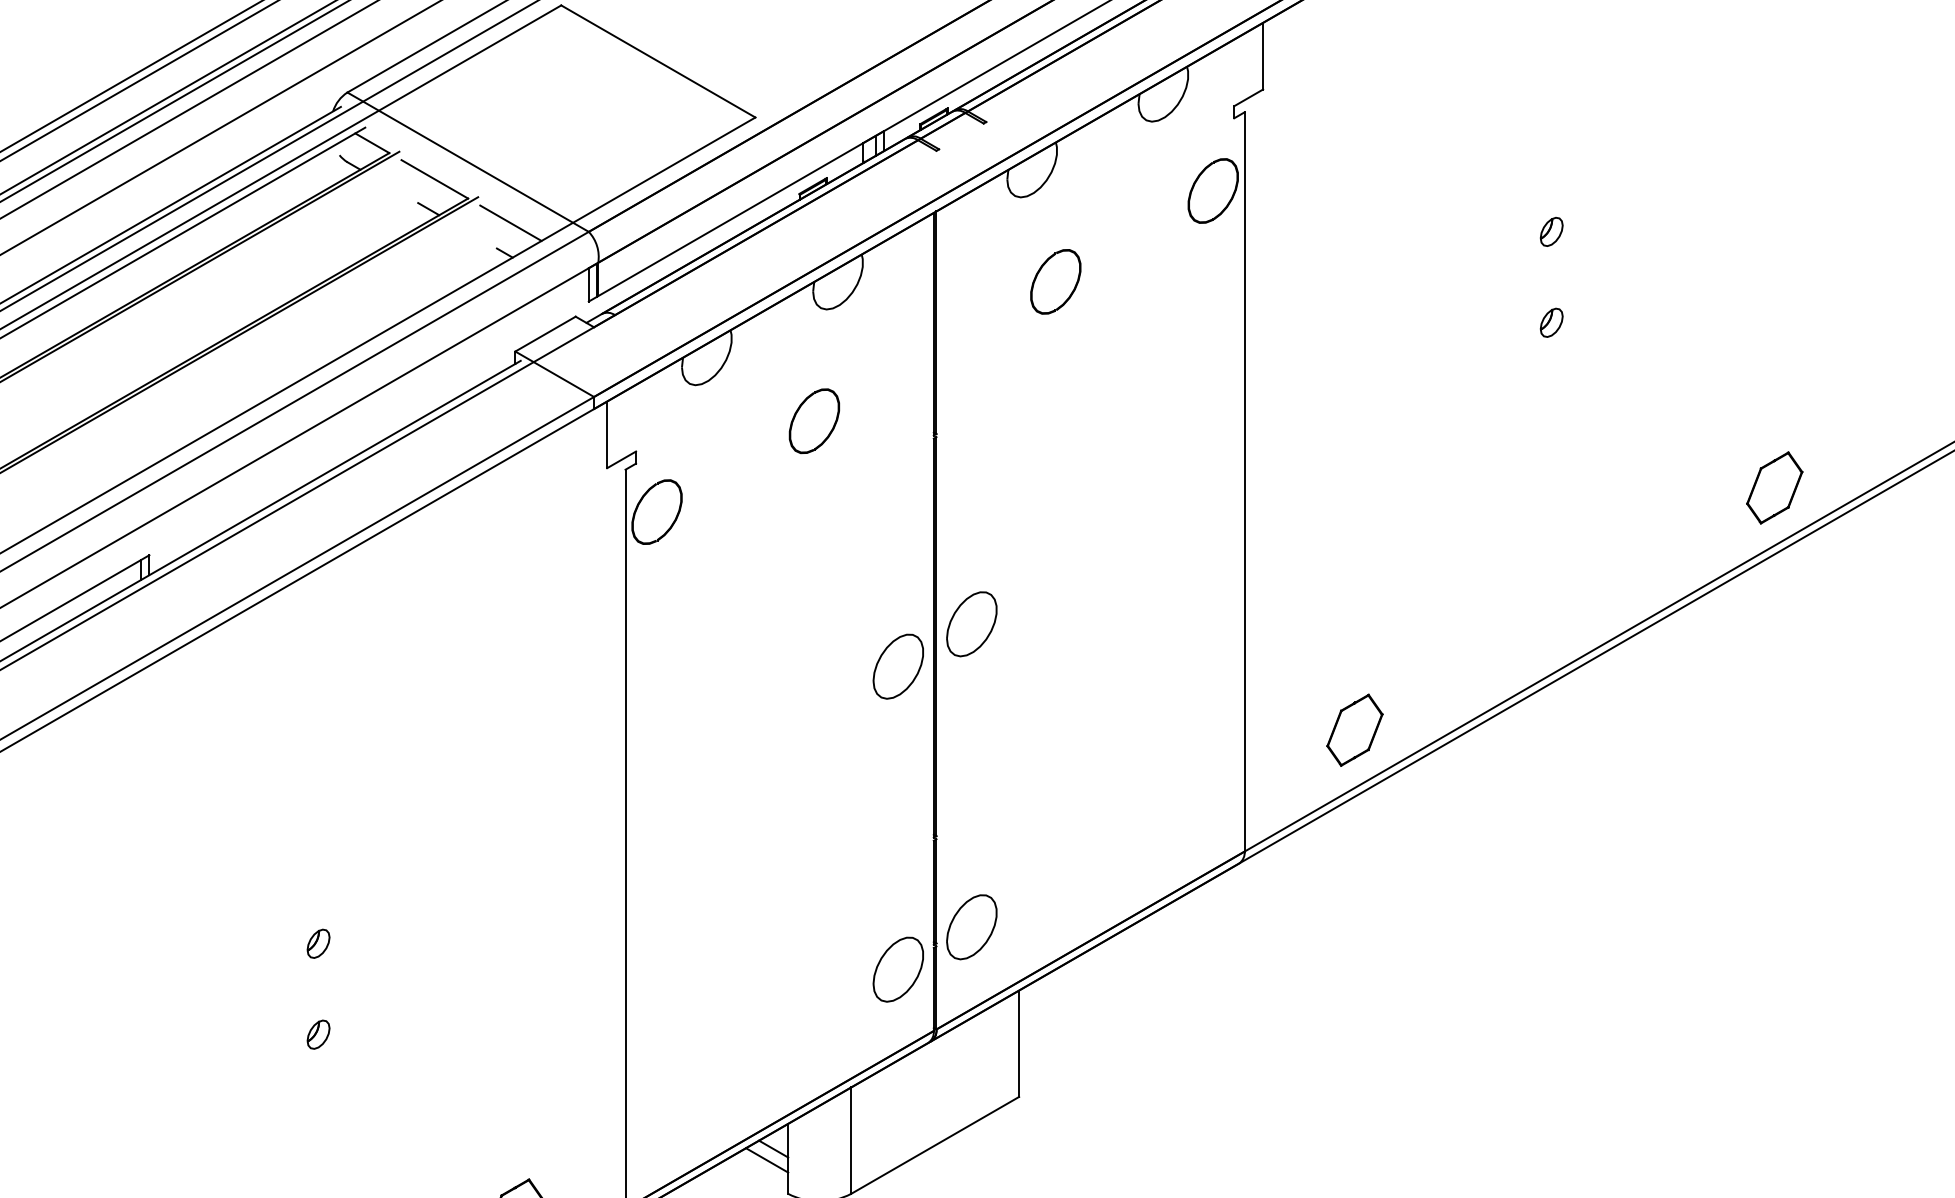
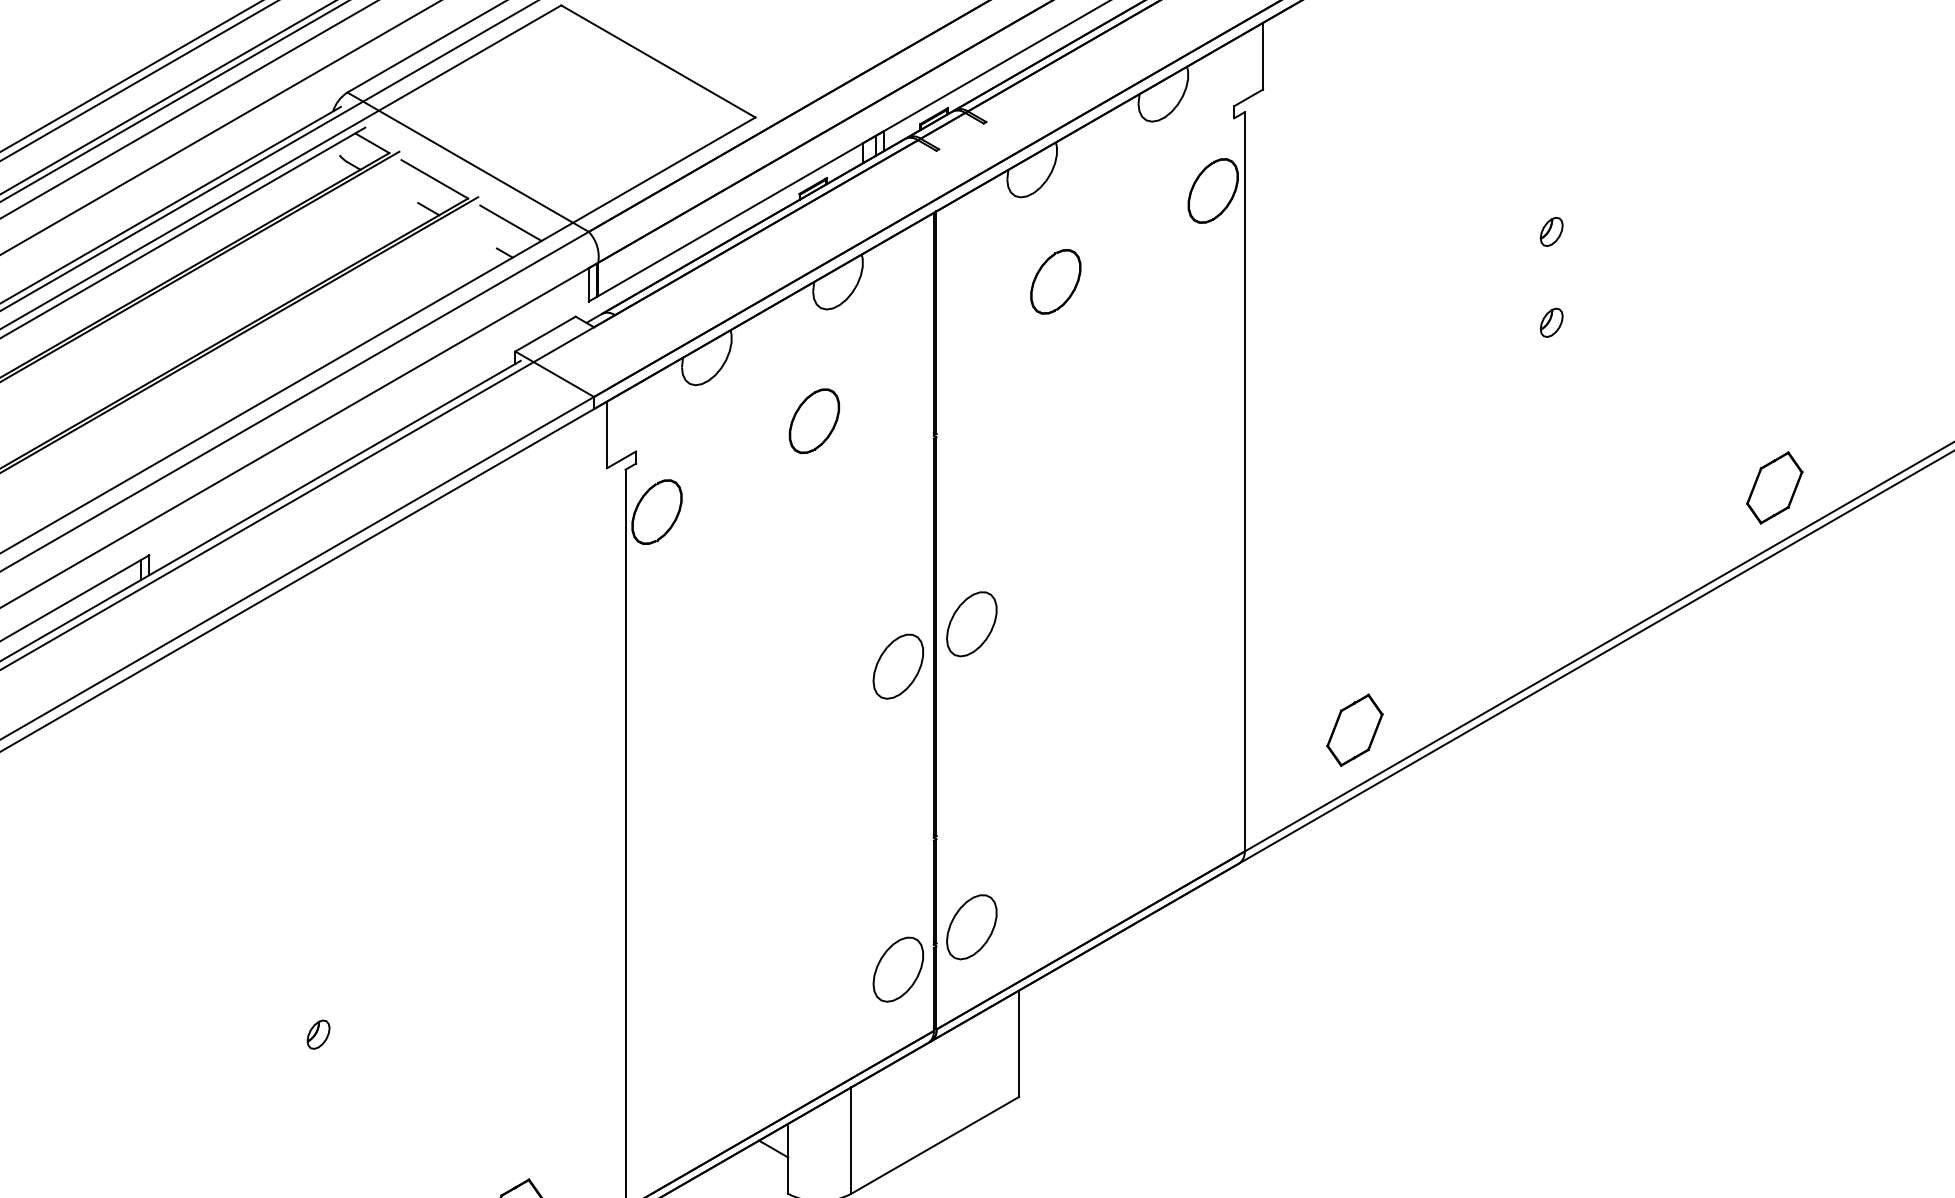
part: present -> none (318, 943)
line: present -> none (767, 1160)
